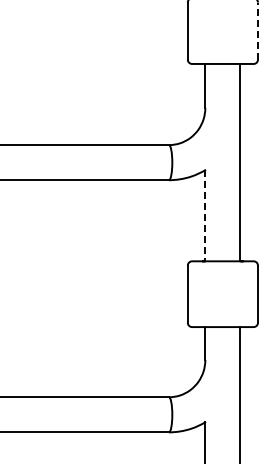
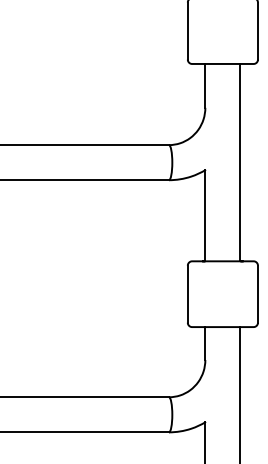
line: dashed -> solid (257, 31)
line: dashed -> solid (205, 215)
